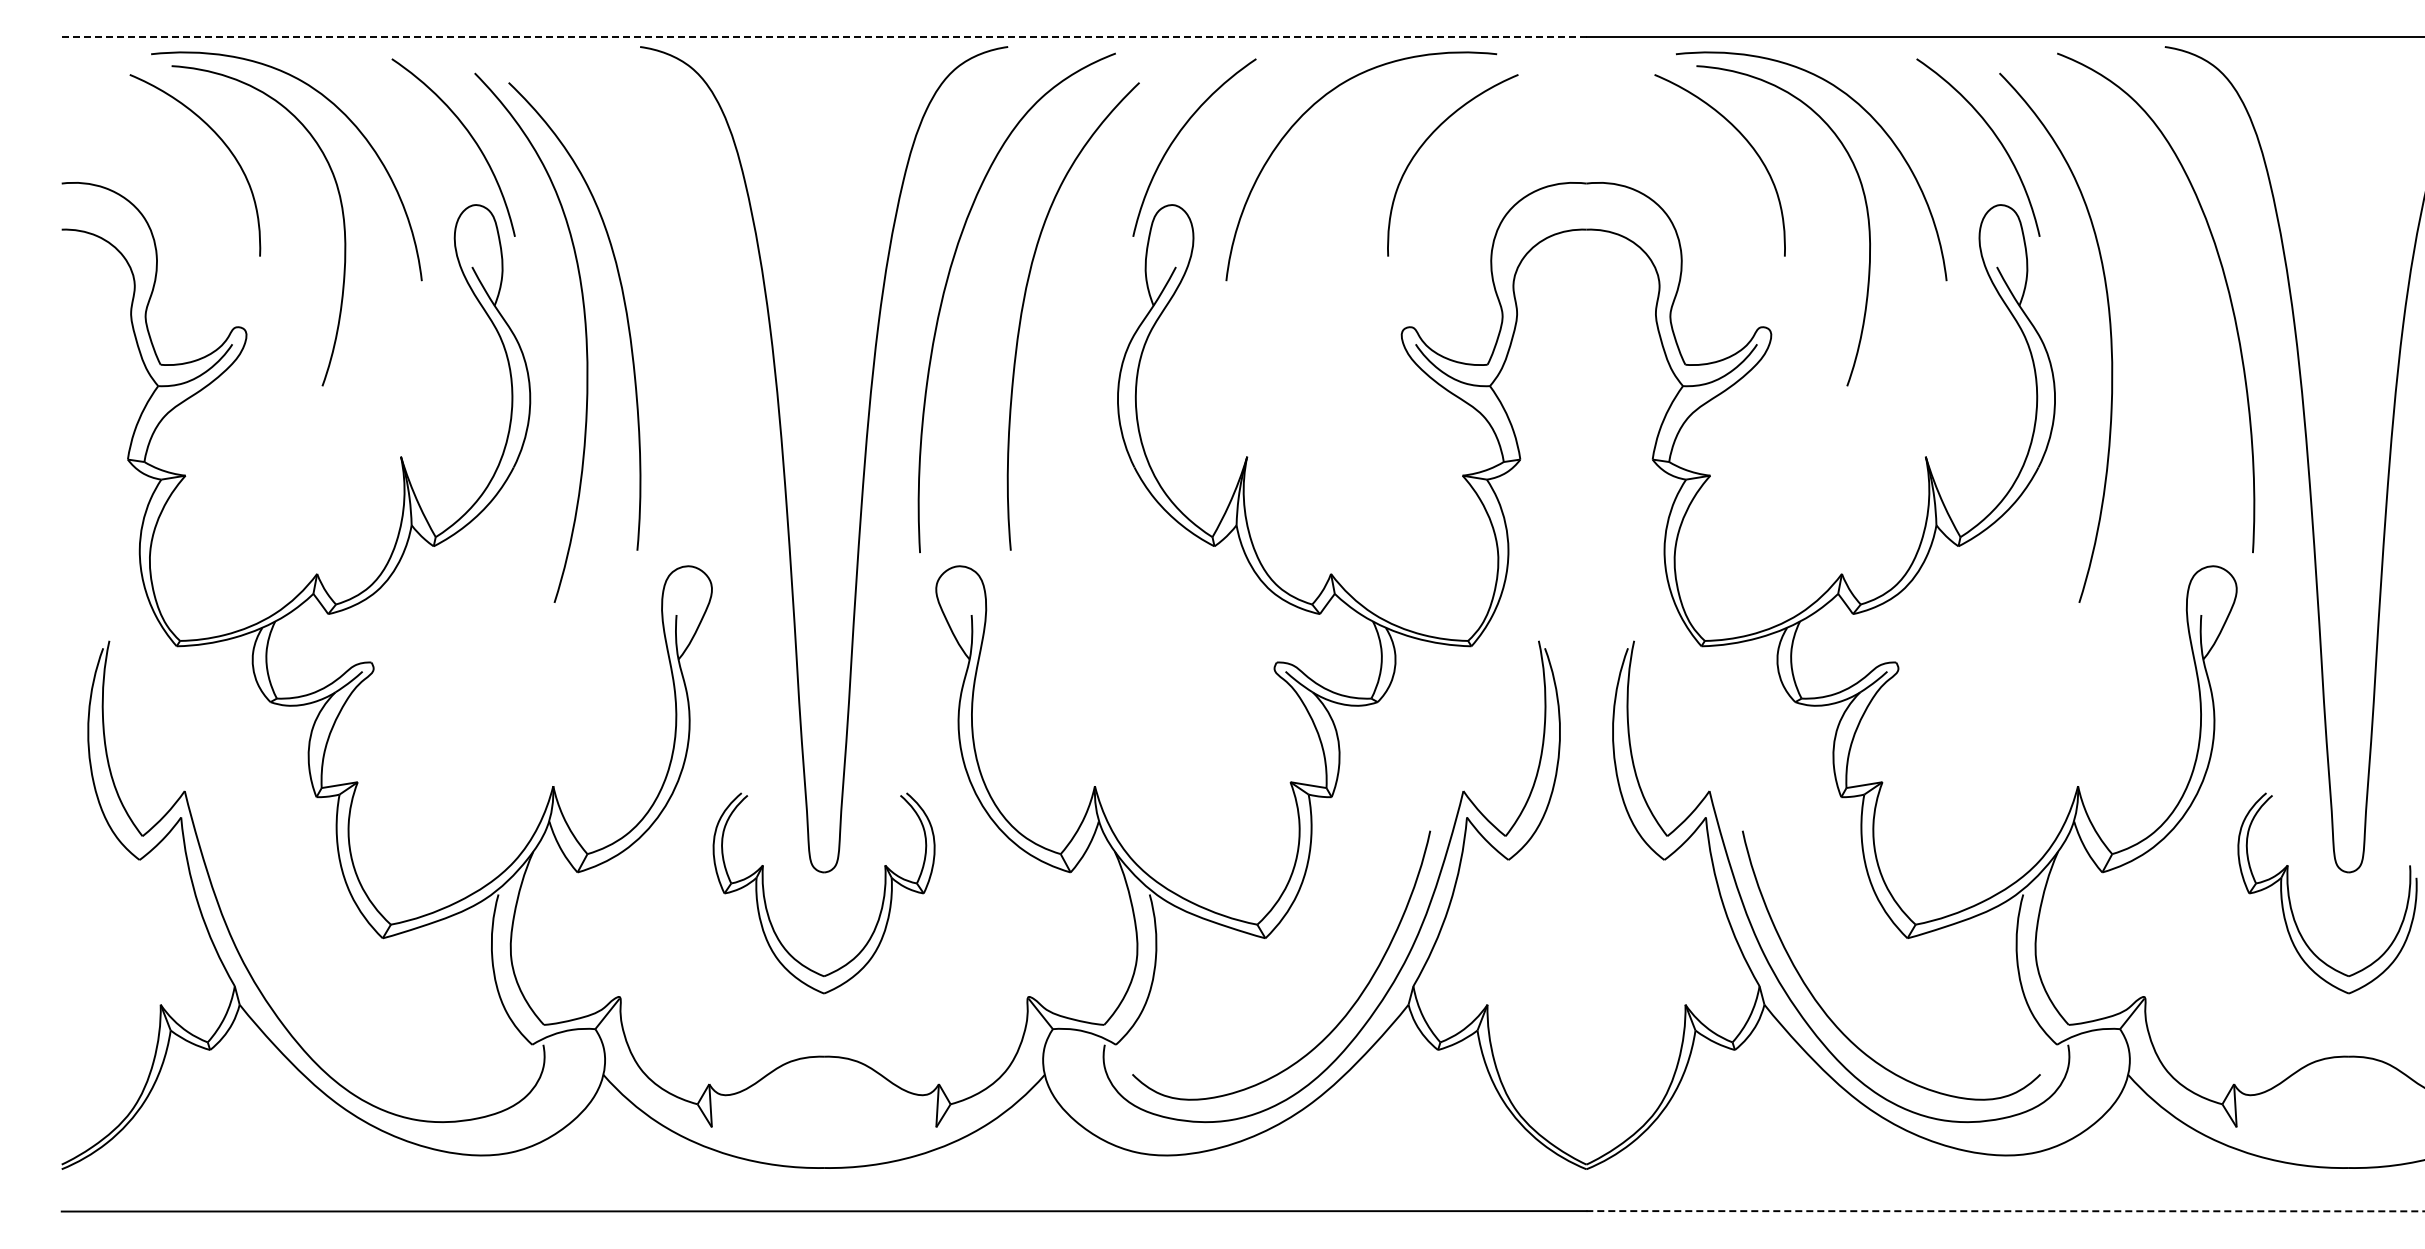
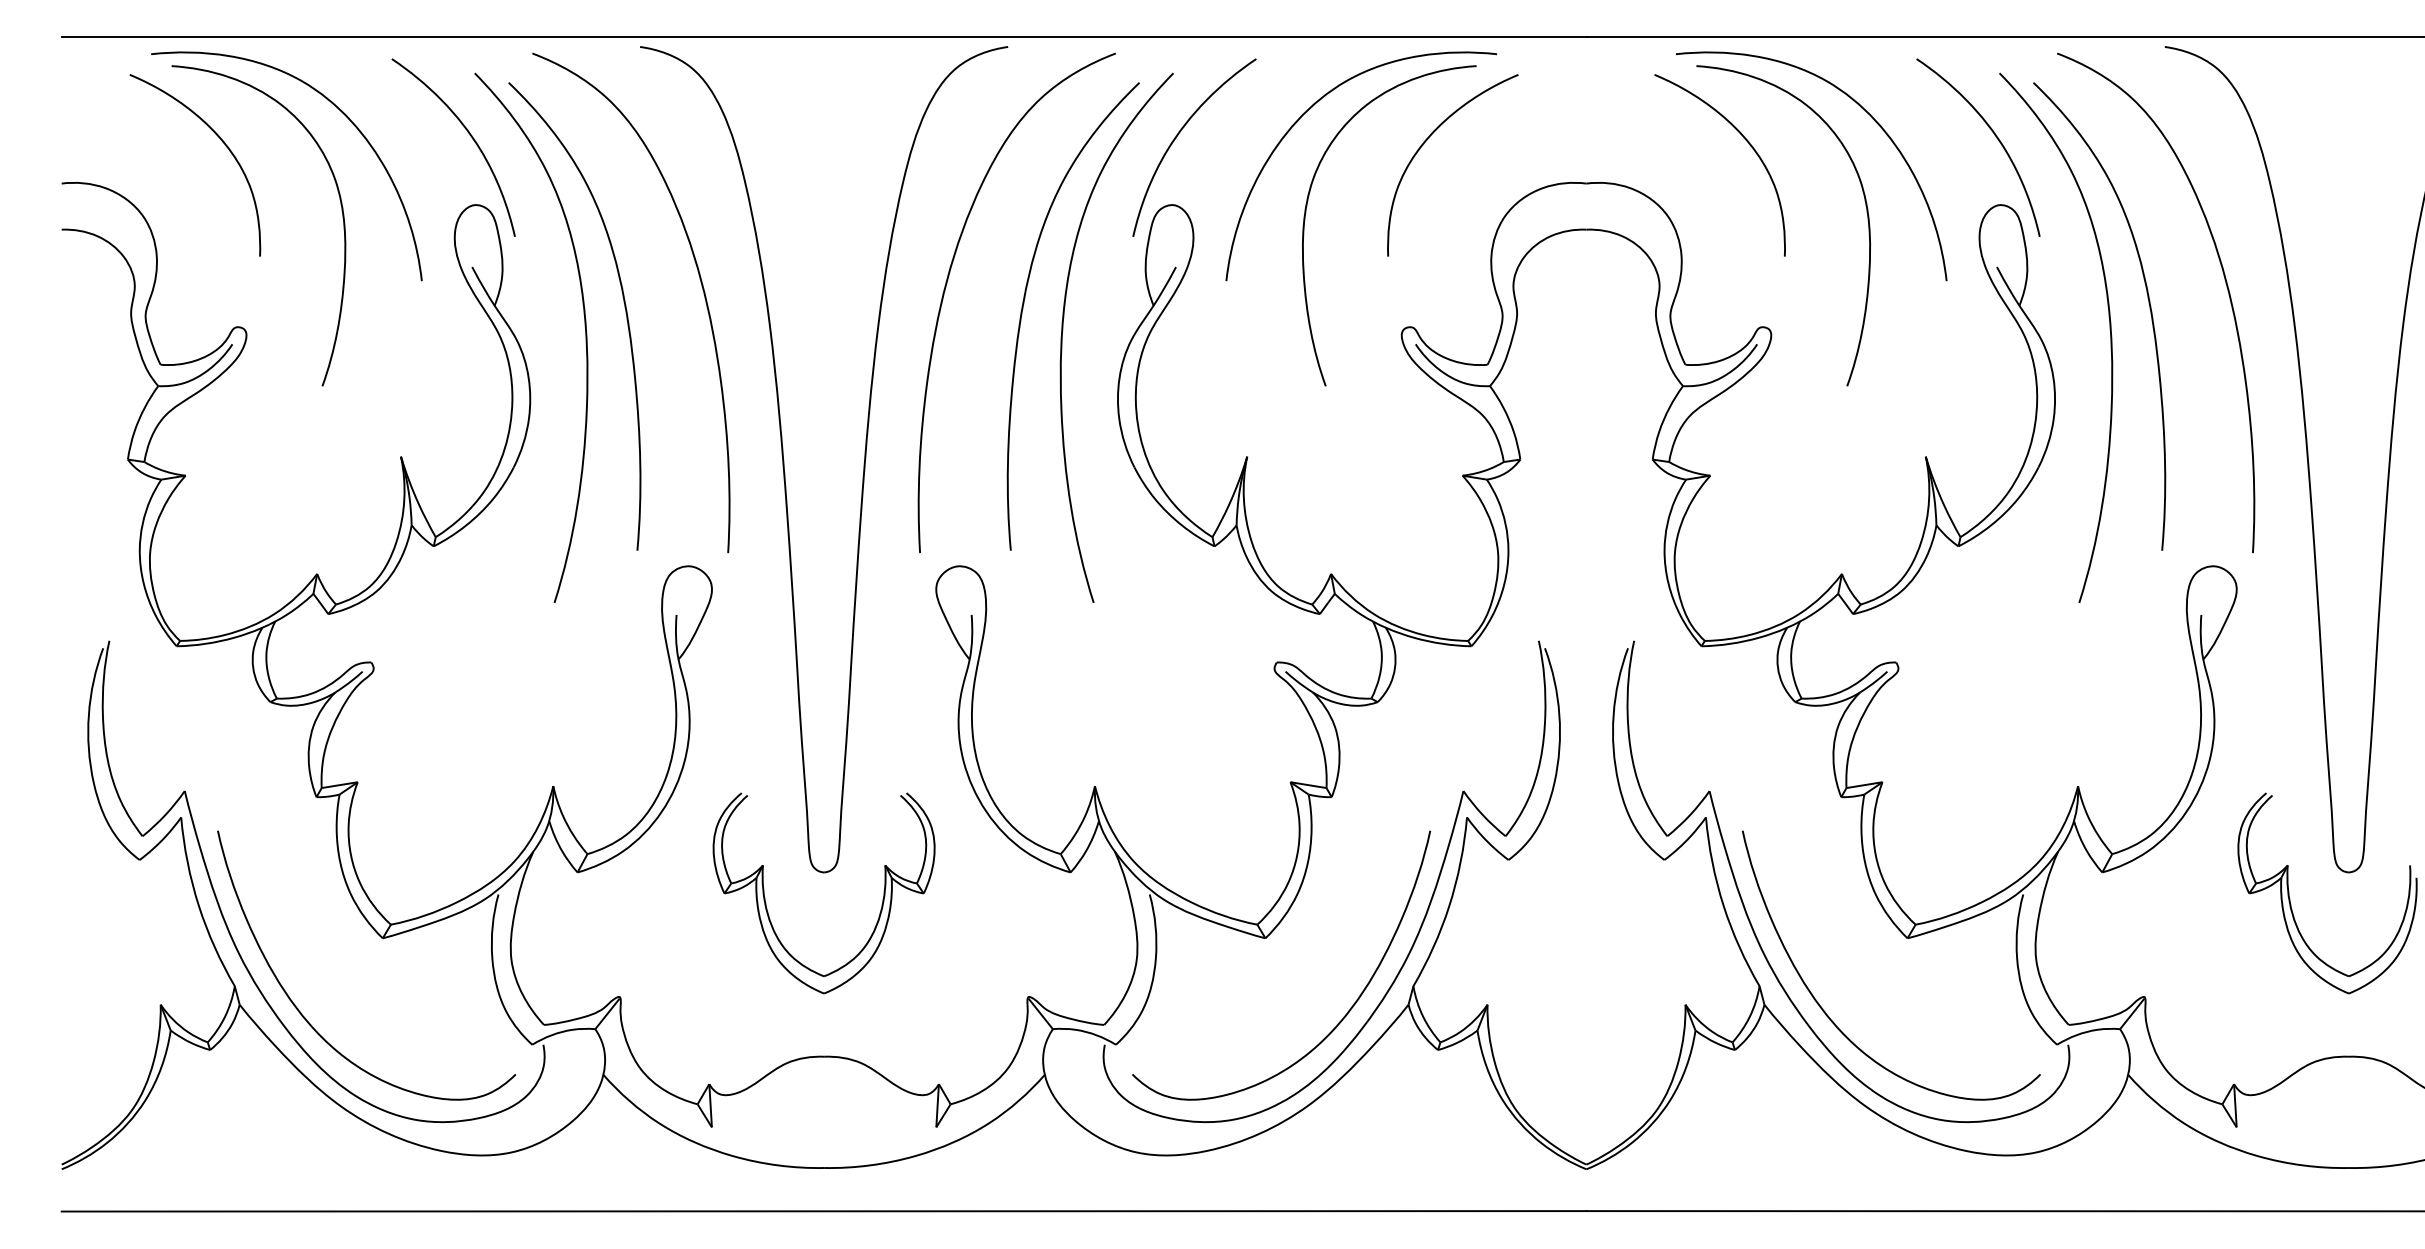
line: dashed -> solid (824, 37)
curve: none -> present (1306, 213)
curve: none -> present (699, 279)
curve: none -> present (2149, 308)
curve: none -> present (1063, 330)
curve: none -> present (306, 1018)
line: dashed -> solid (2005, 1211)
